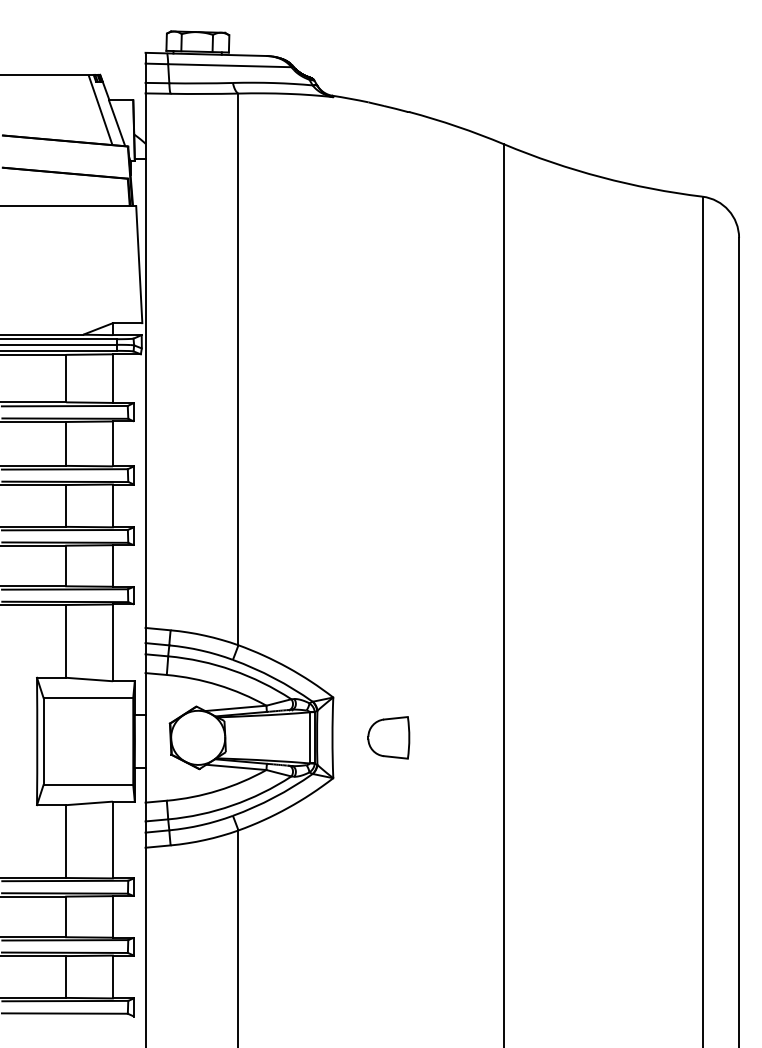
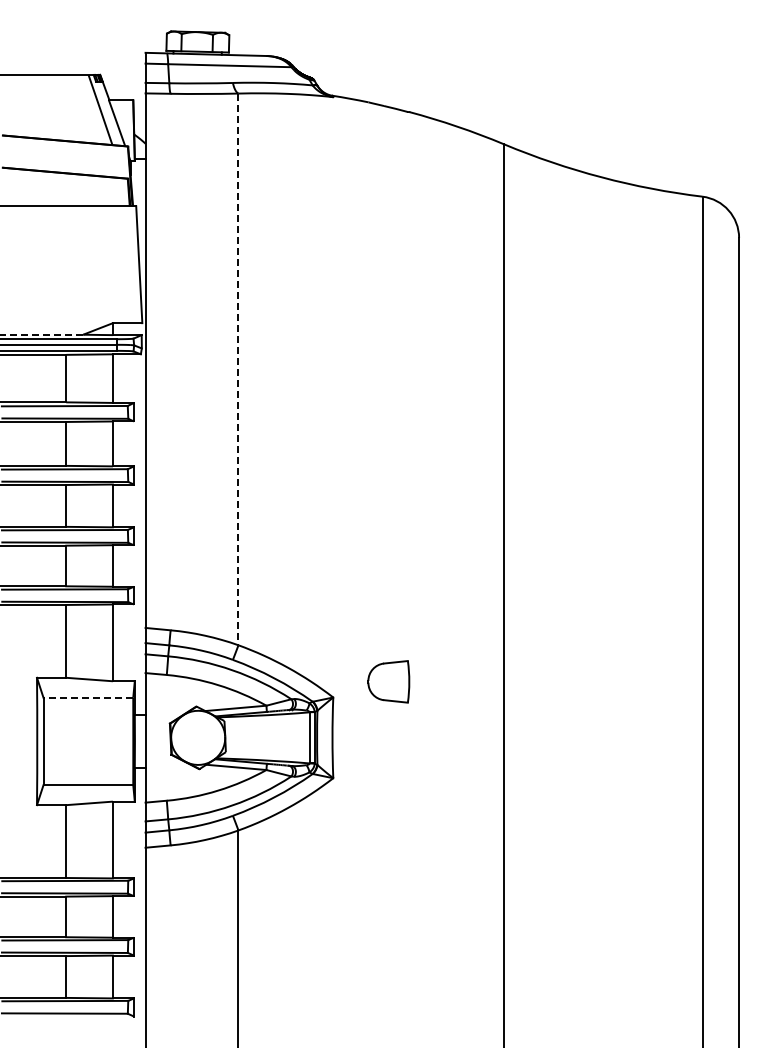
line: solid -> dashed (41, 334)
line: solid -> dashed (238, 369)
line: solid -> dashed (88, 697)
part position: (388, 737) -> (388, 681) (388, 681)
